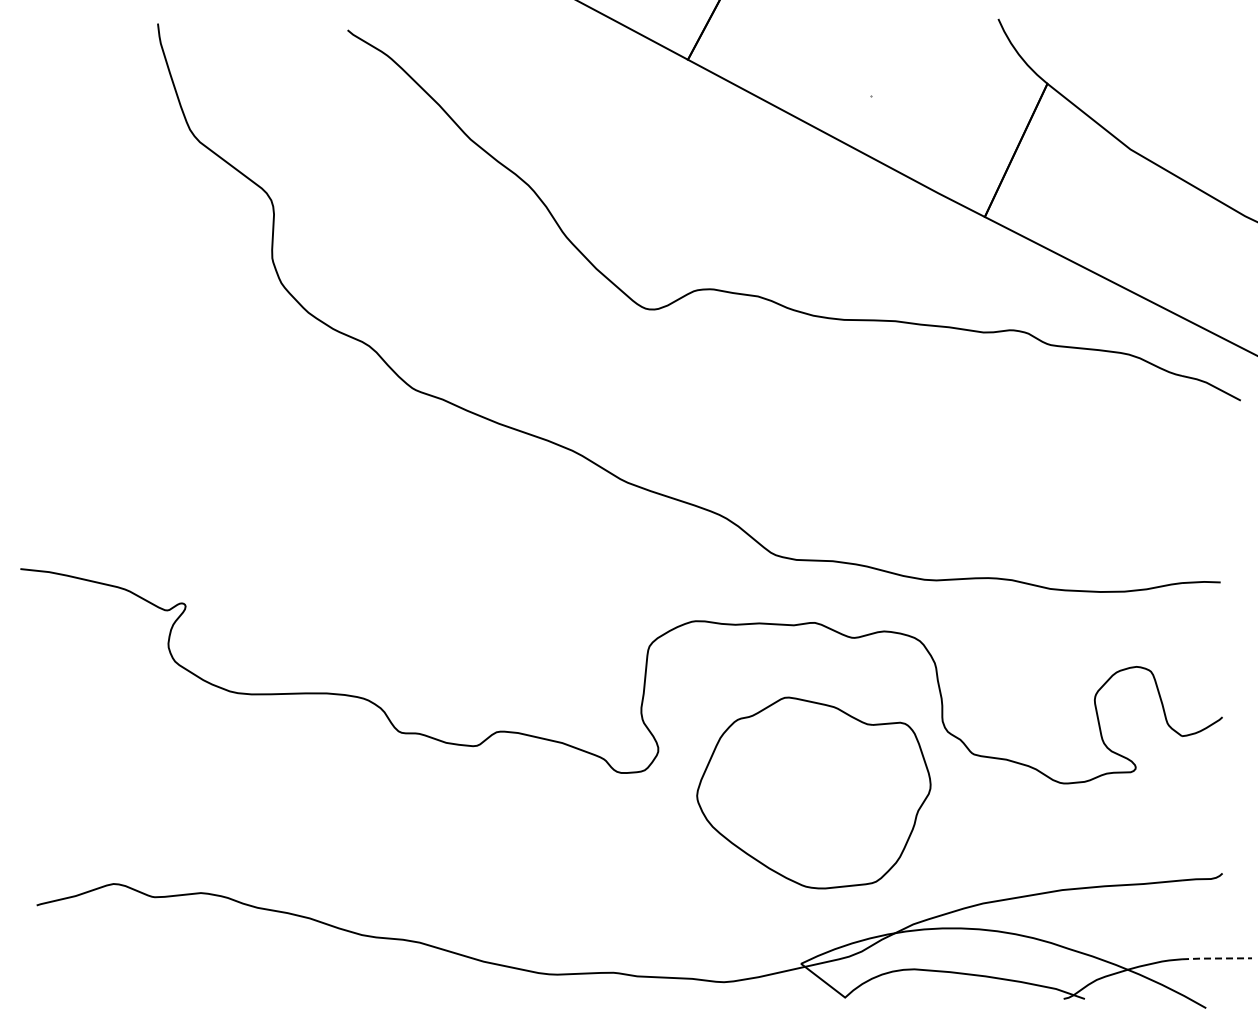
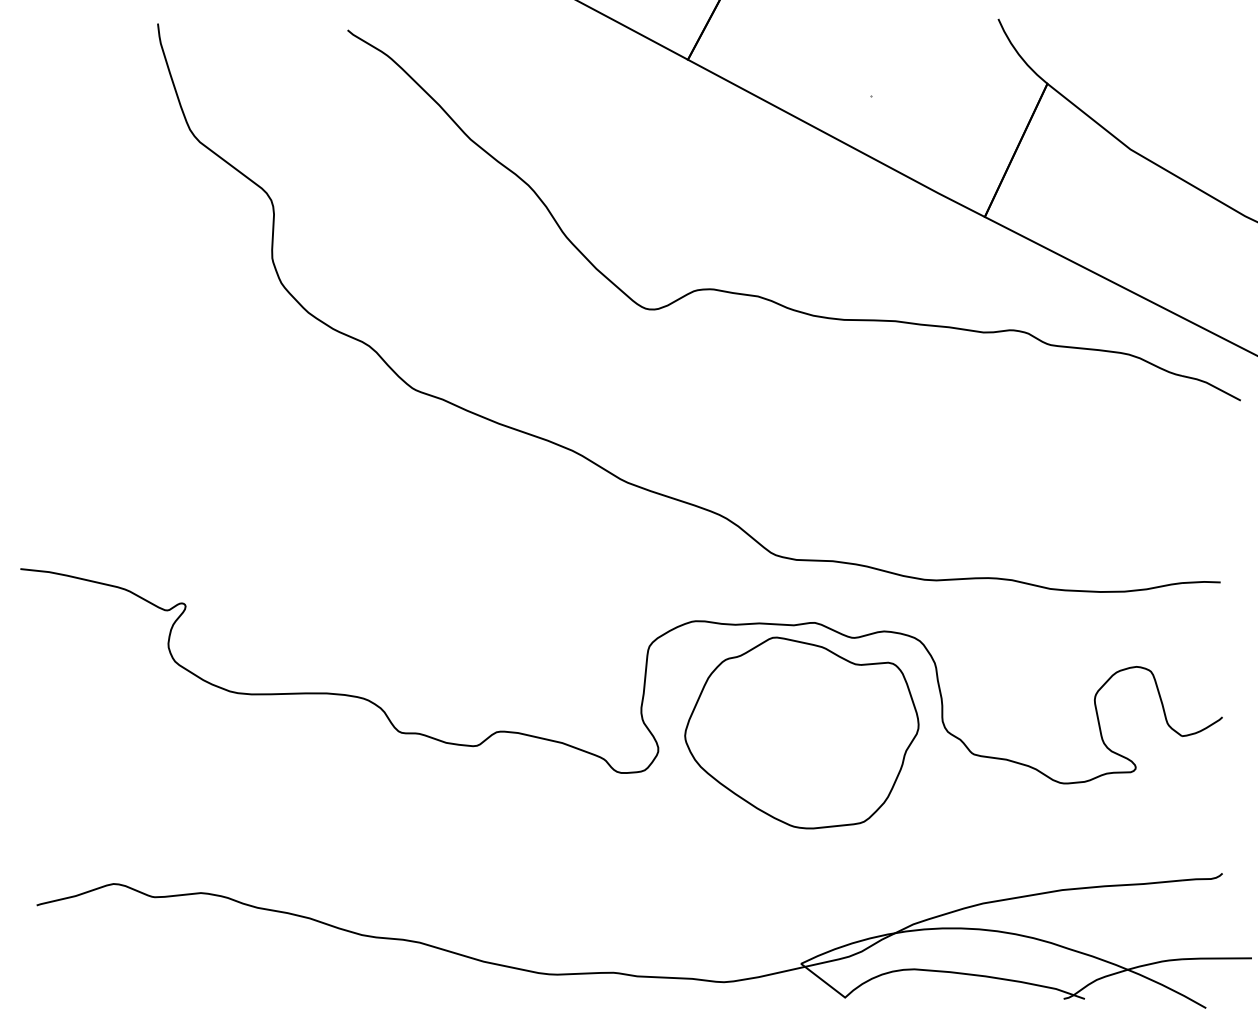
part position: (813, 792) -> (801, 732) (801, 732)
line: dashed -> solid (1216, 958)
